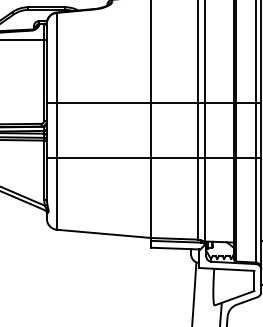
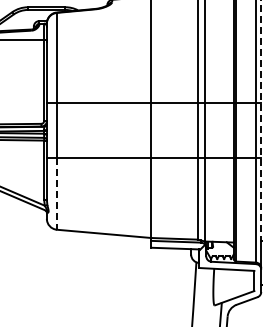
line: solid -> dashed (261, 121)
line: solid -> dashed (56, 194)
